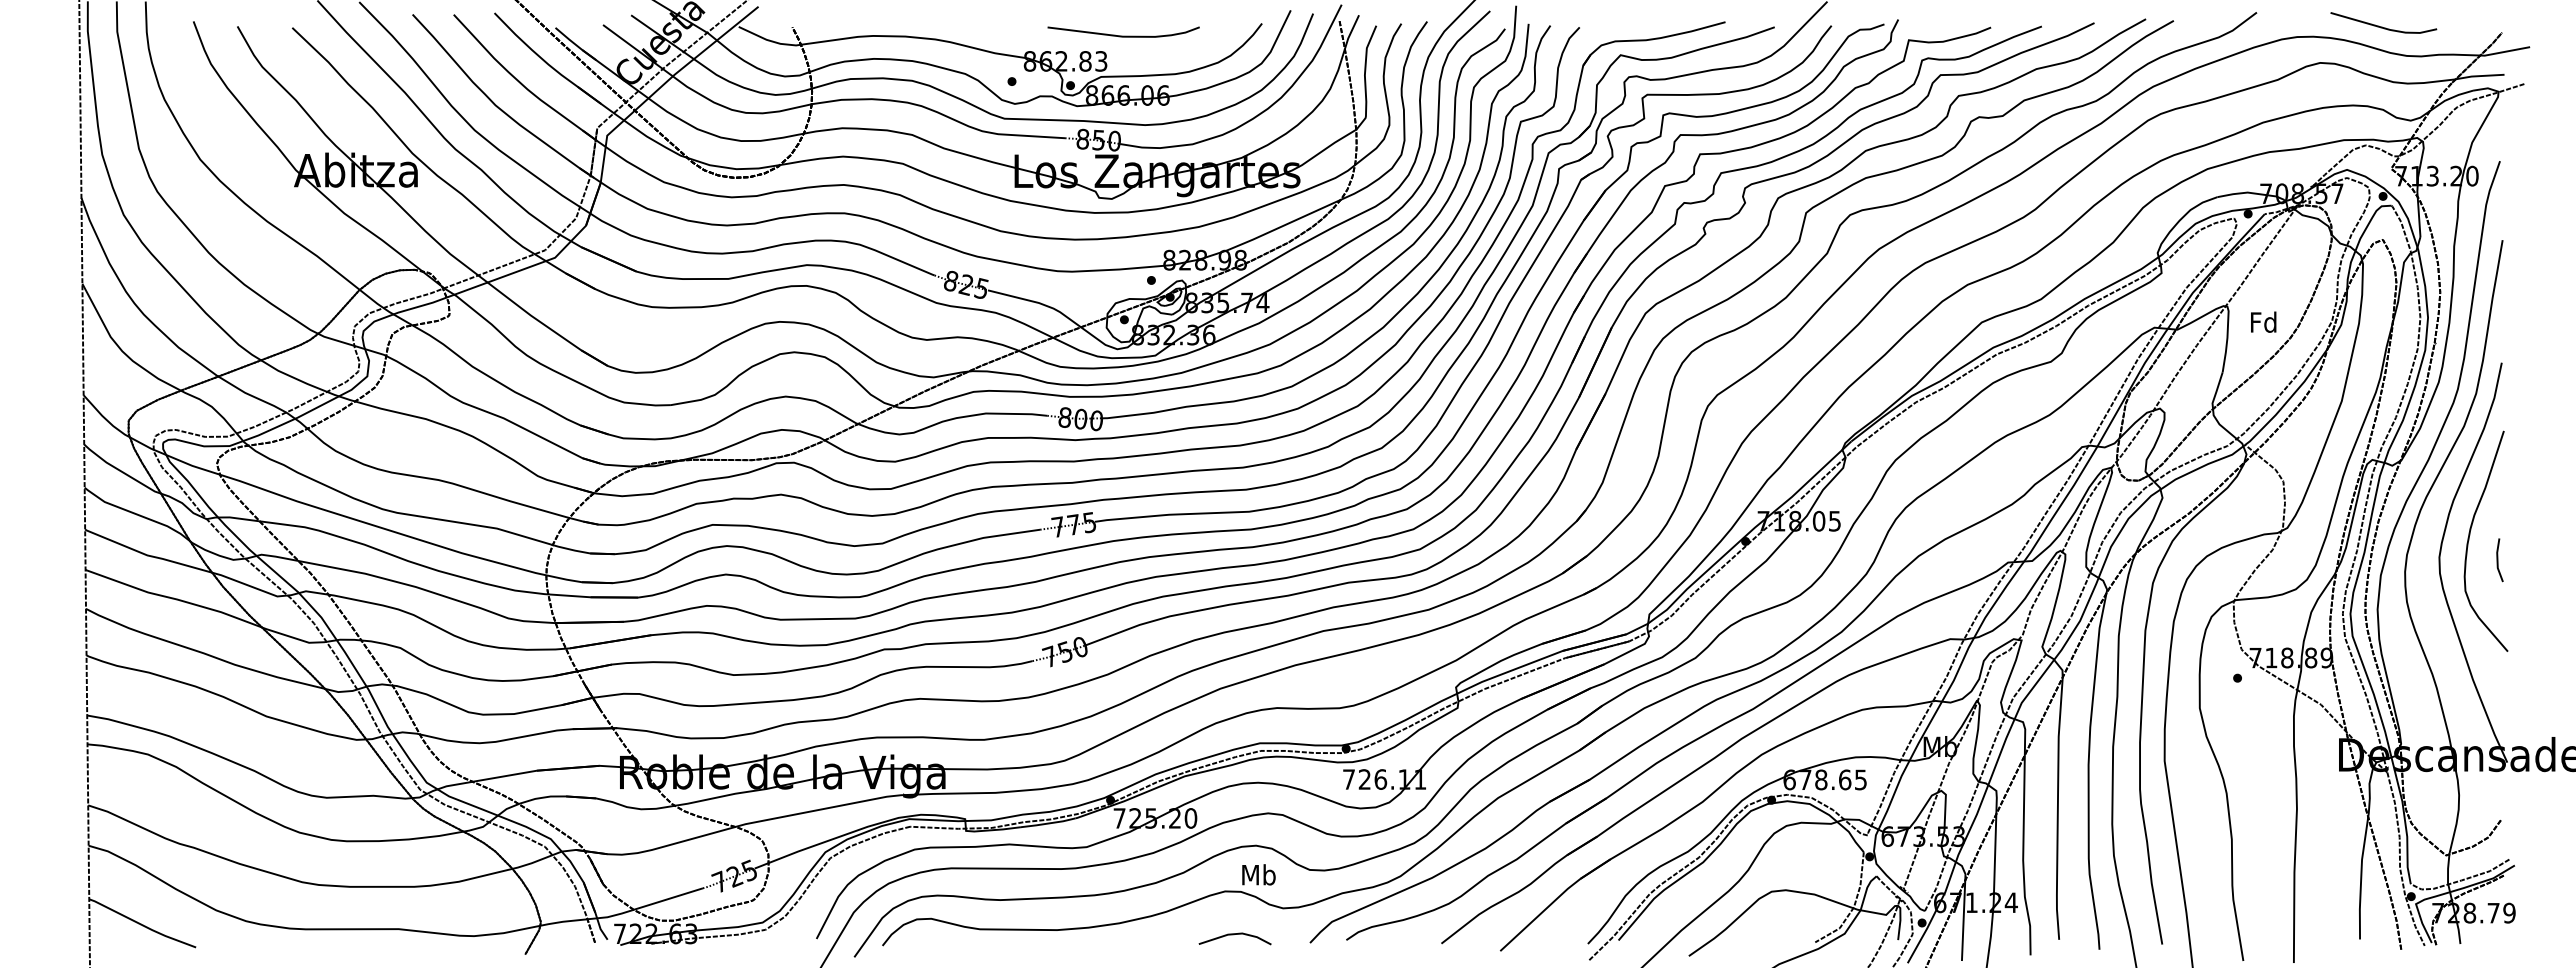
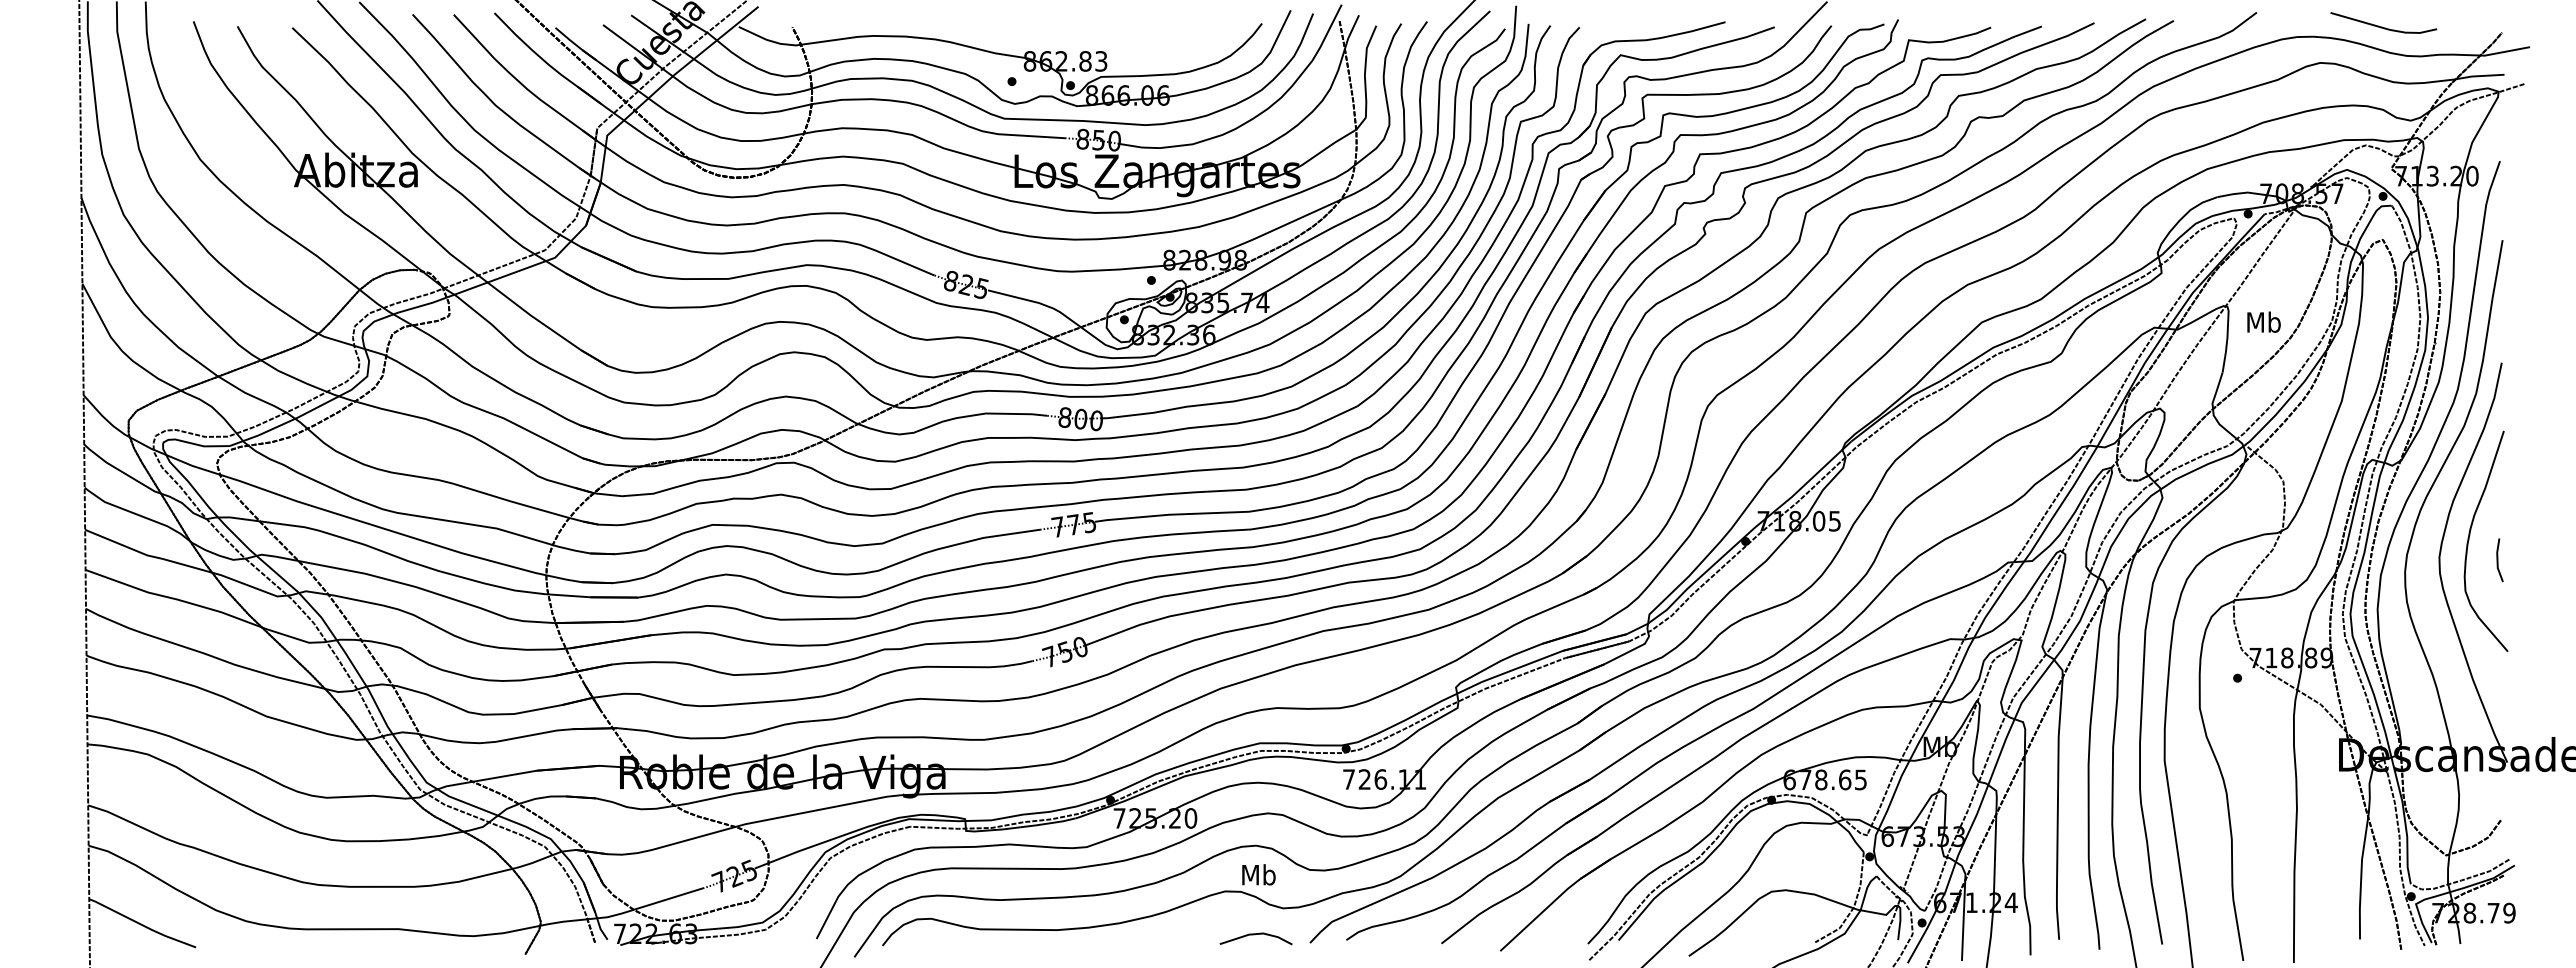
curve: present -> none (1123, 35)
text: Fd -> Mb (2263, 321)
line position: (1233, 935) -> (1254, 935) (1254, 935)
